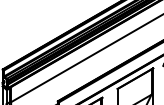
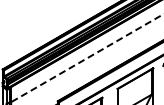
line: solid -> dashed (87, 58)
